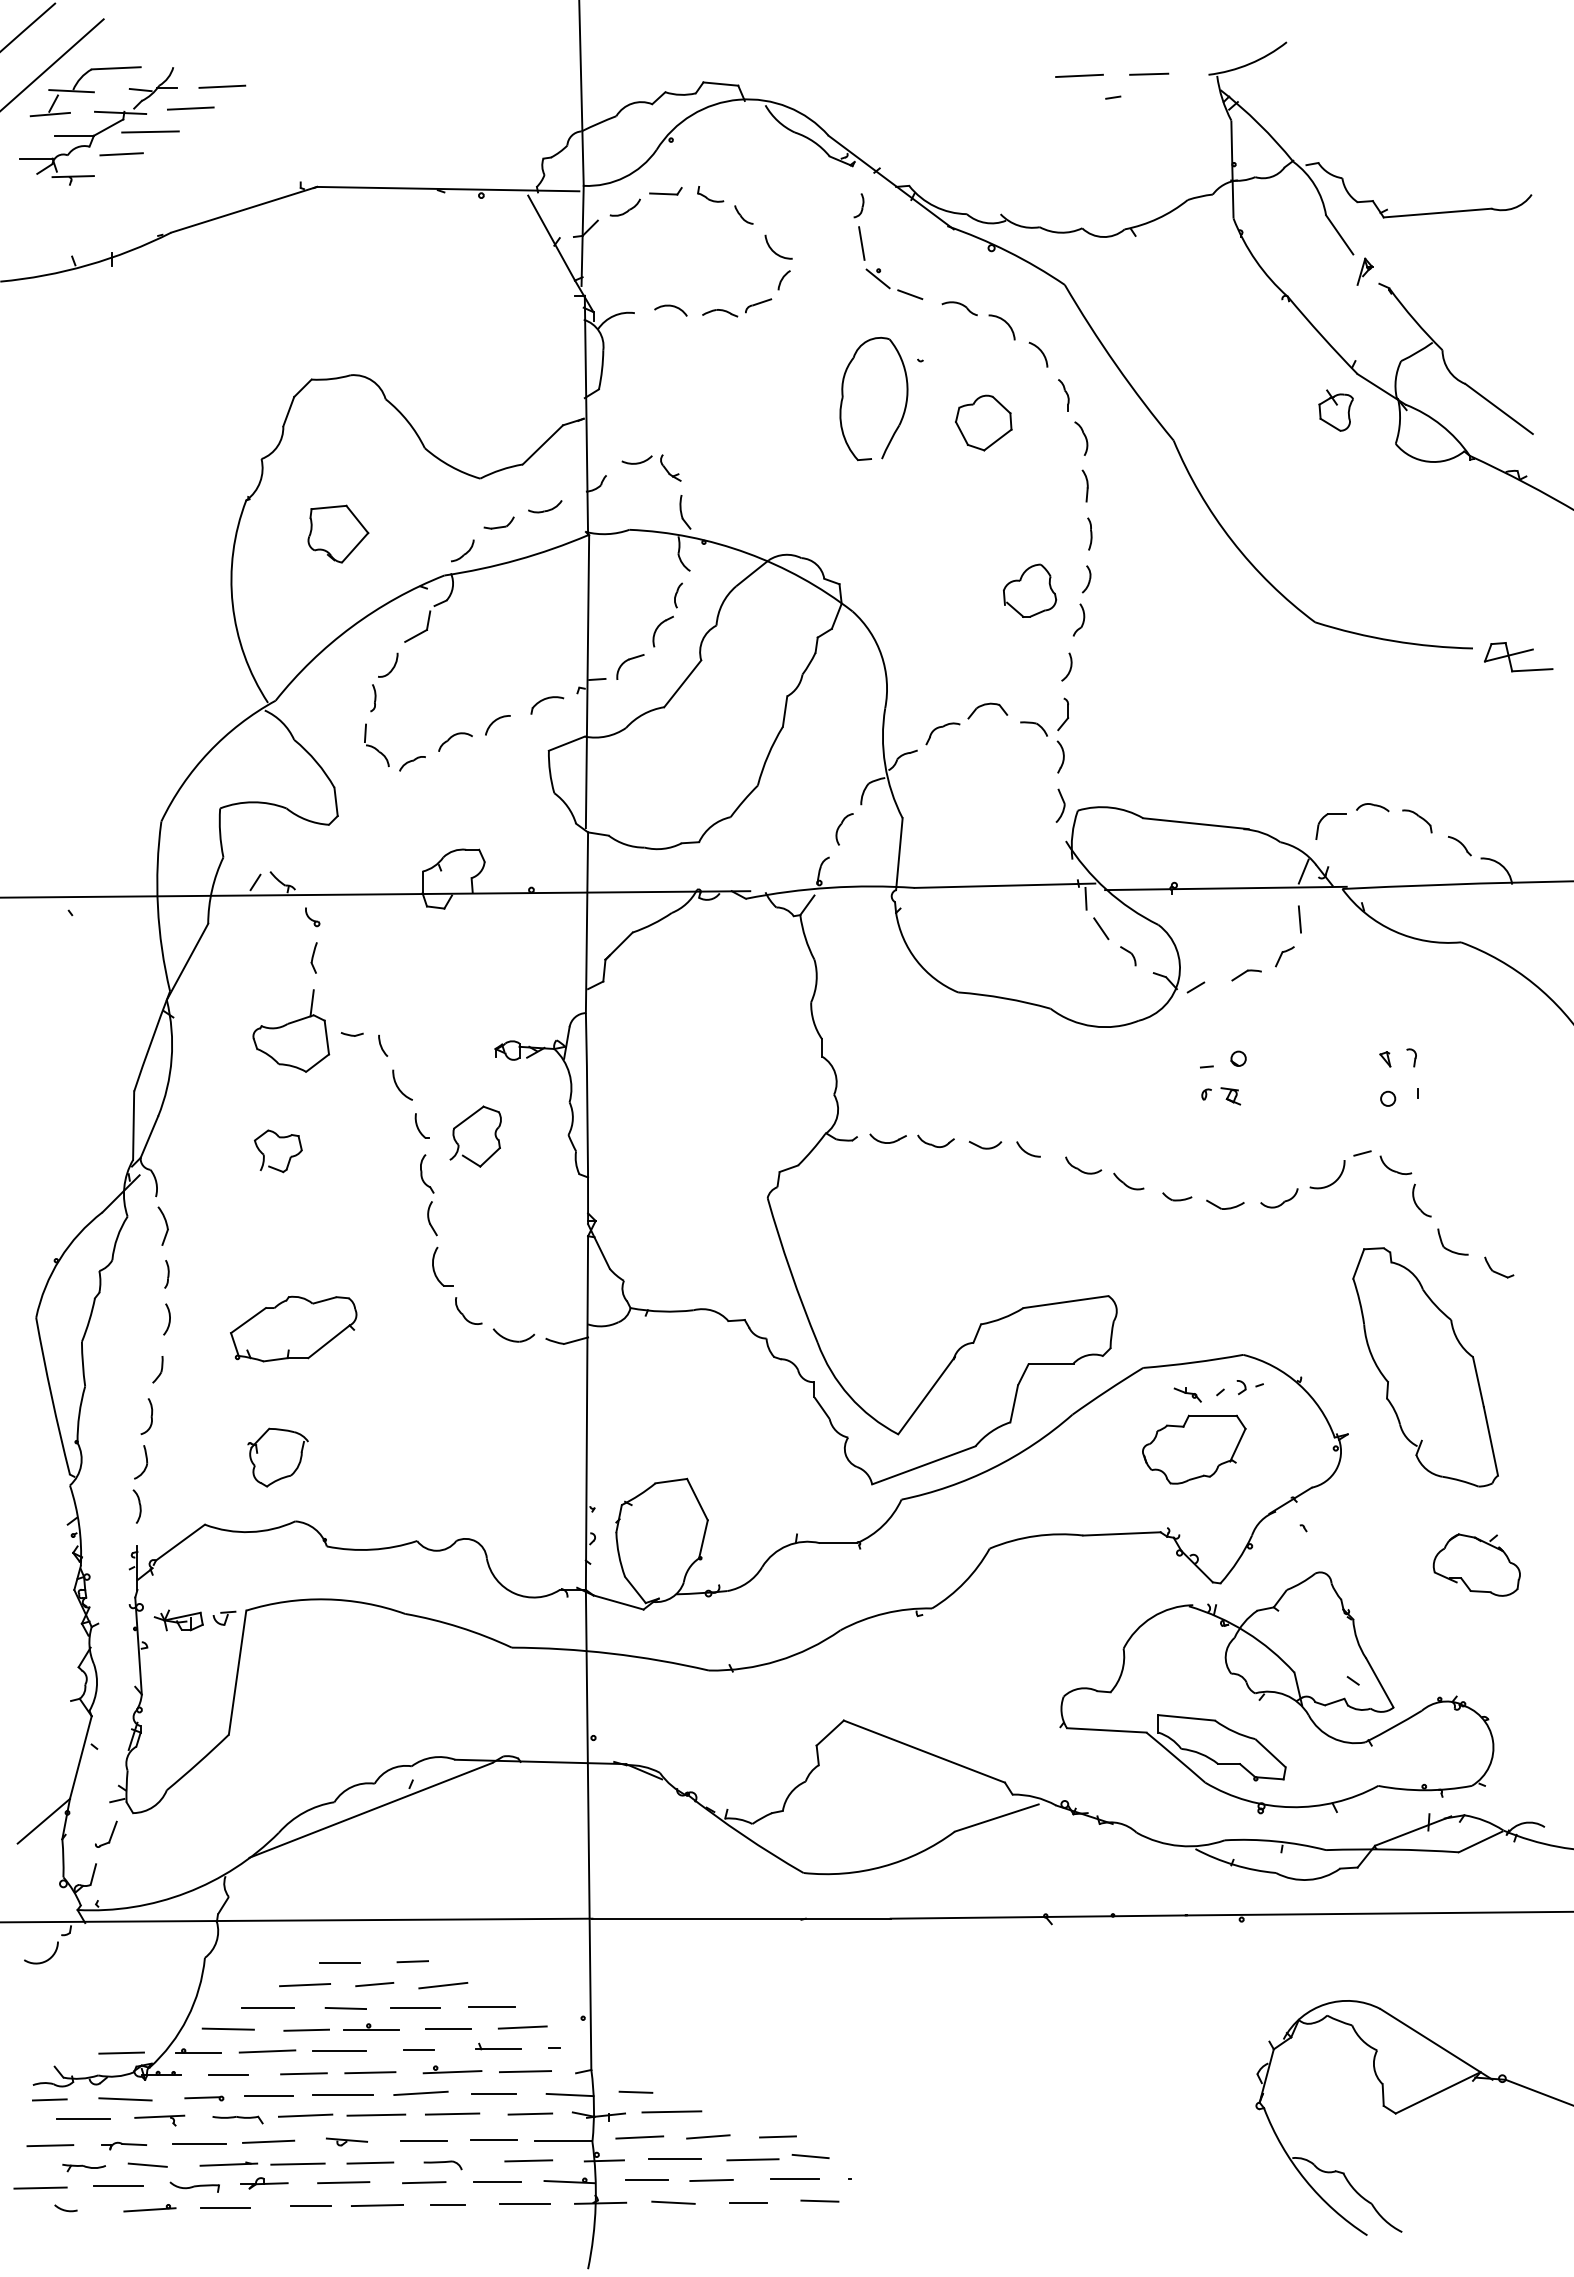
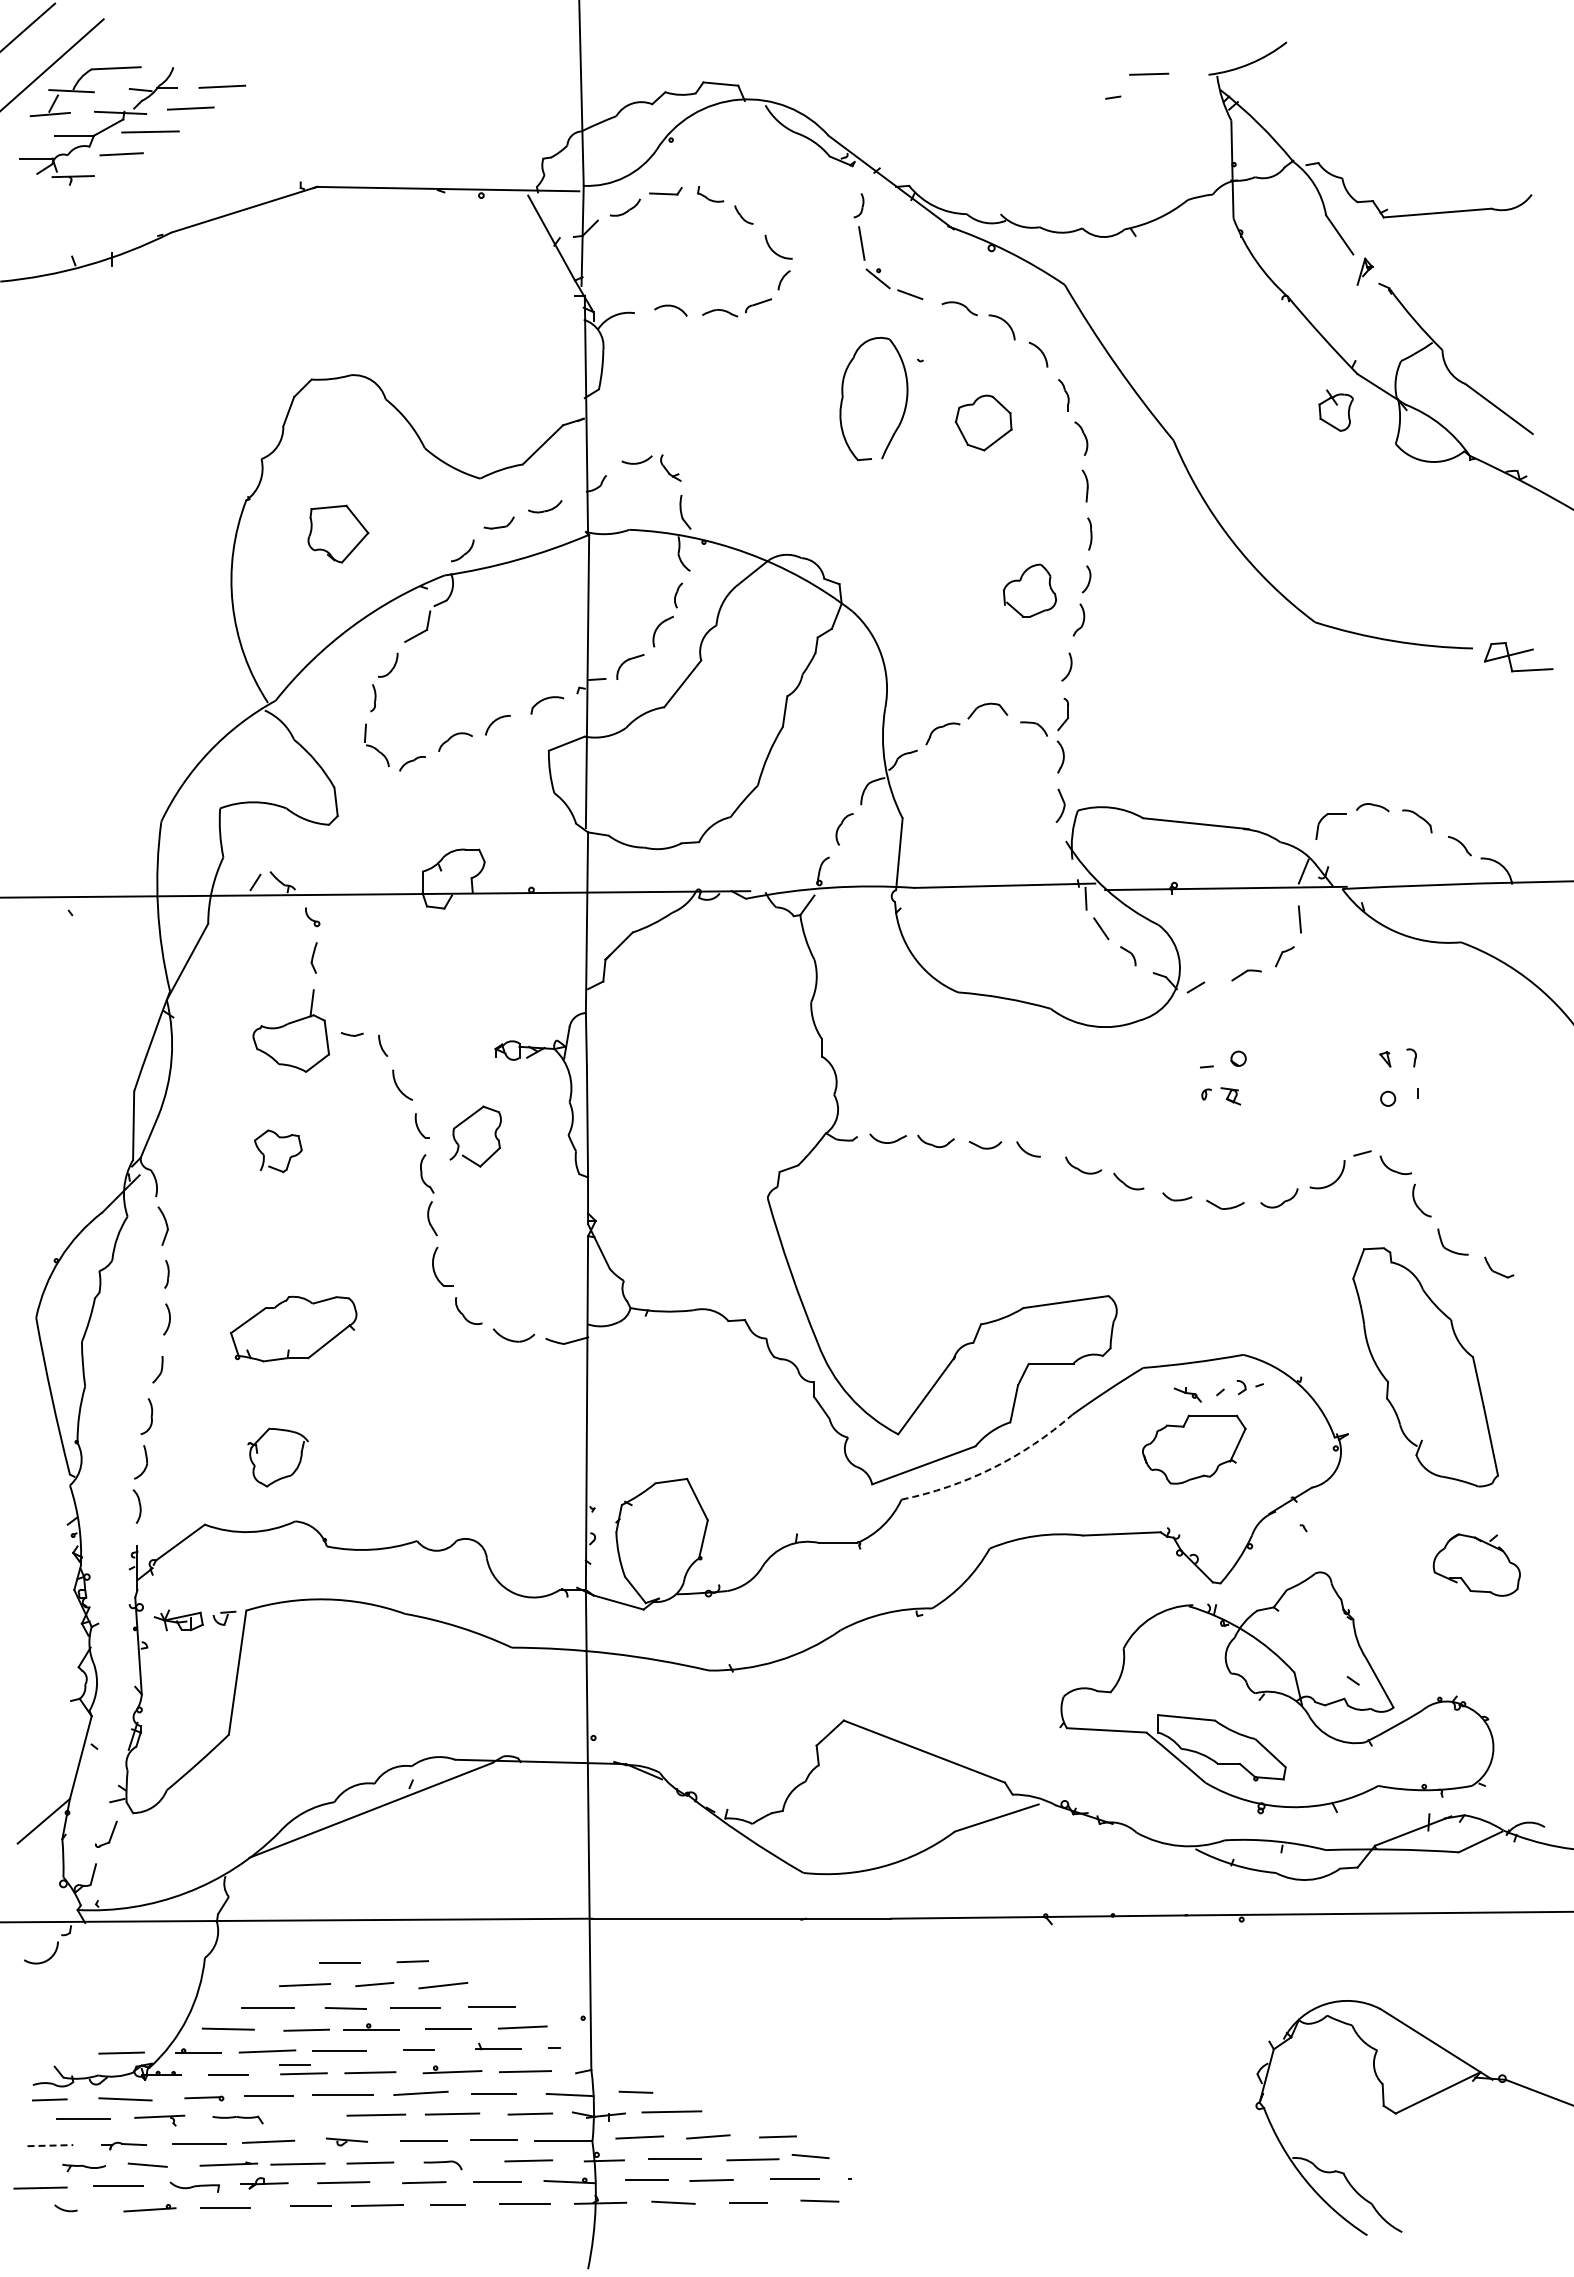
line: present -> none (1079, 75)
arc: solid -> dashed (992, 1468)
line: none -> present (294, 2064)
line: present -> none (305, 2115)
line: solid -> dashed (50, 2145)
